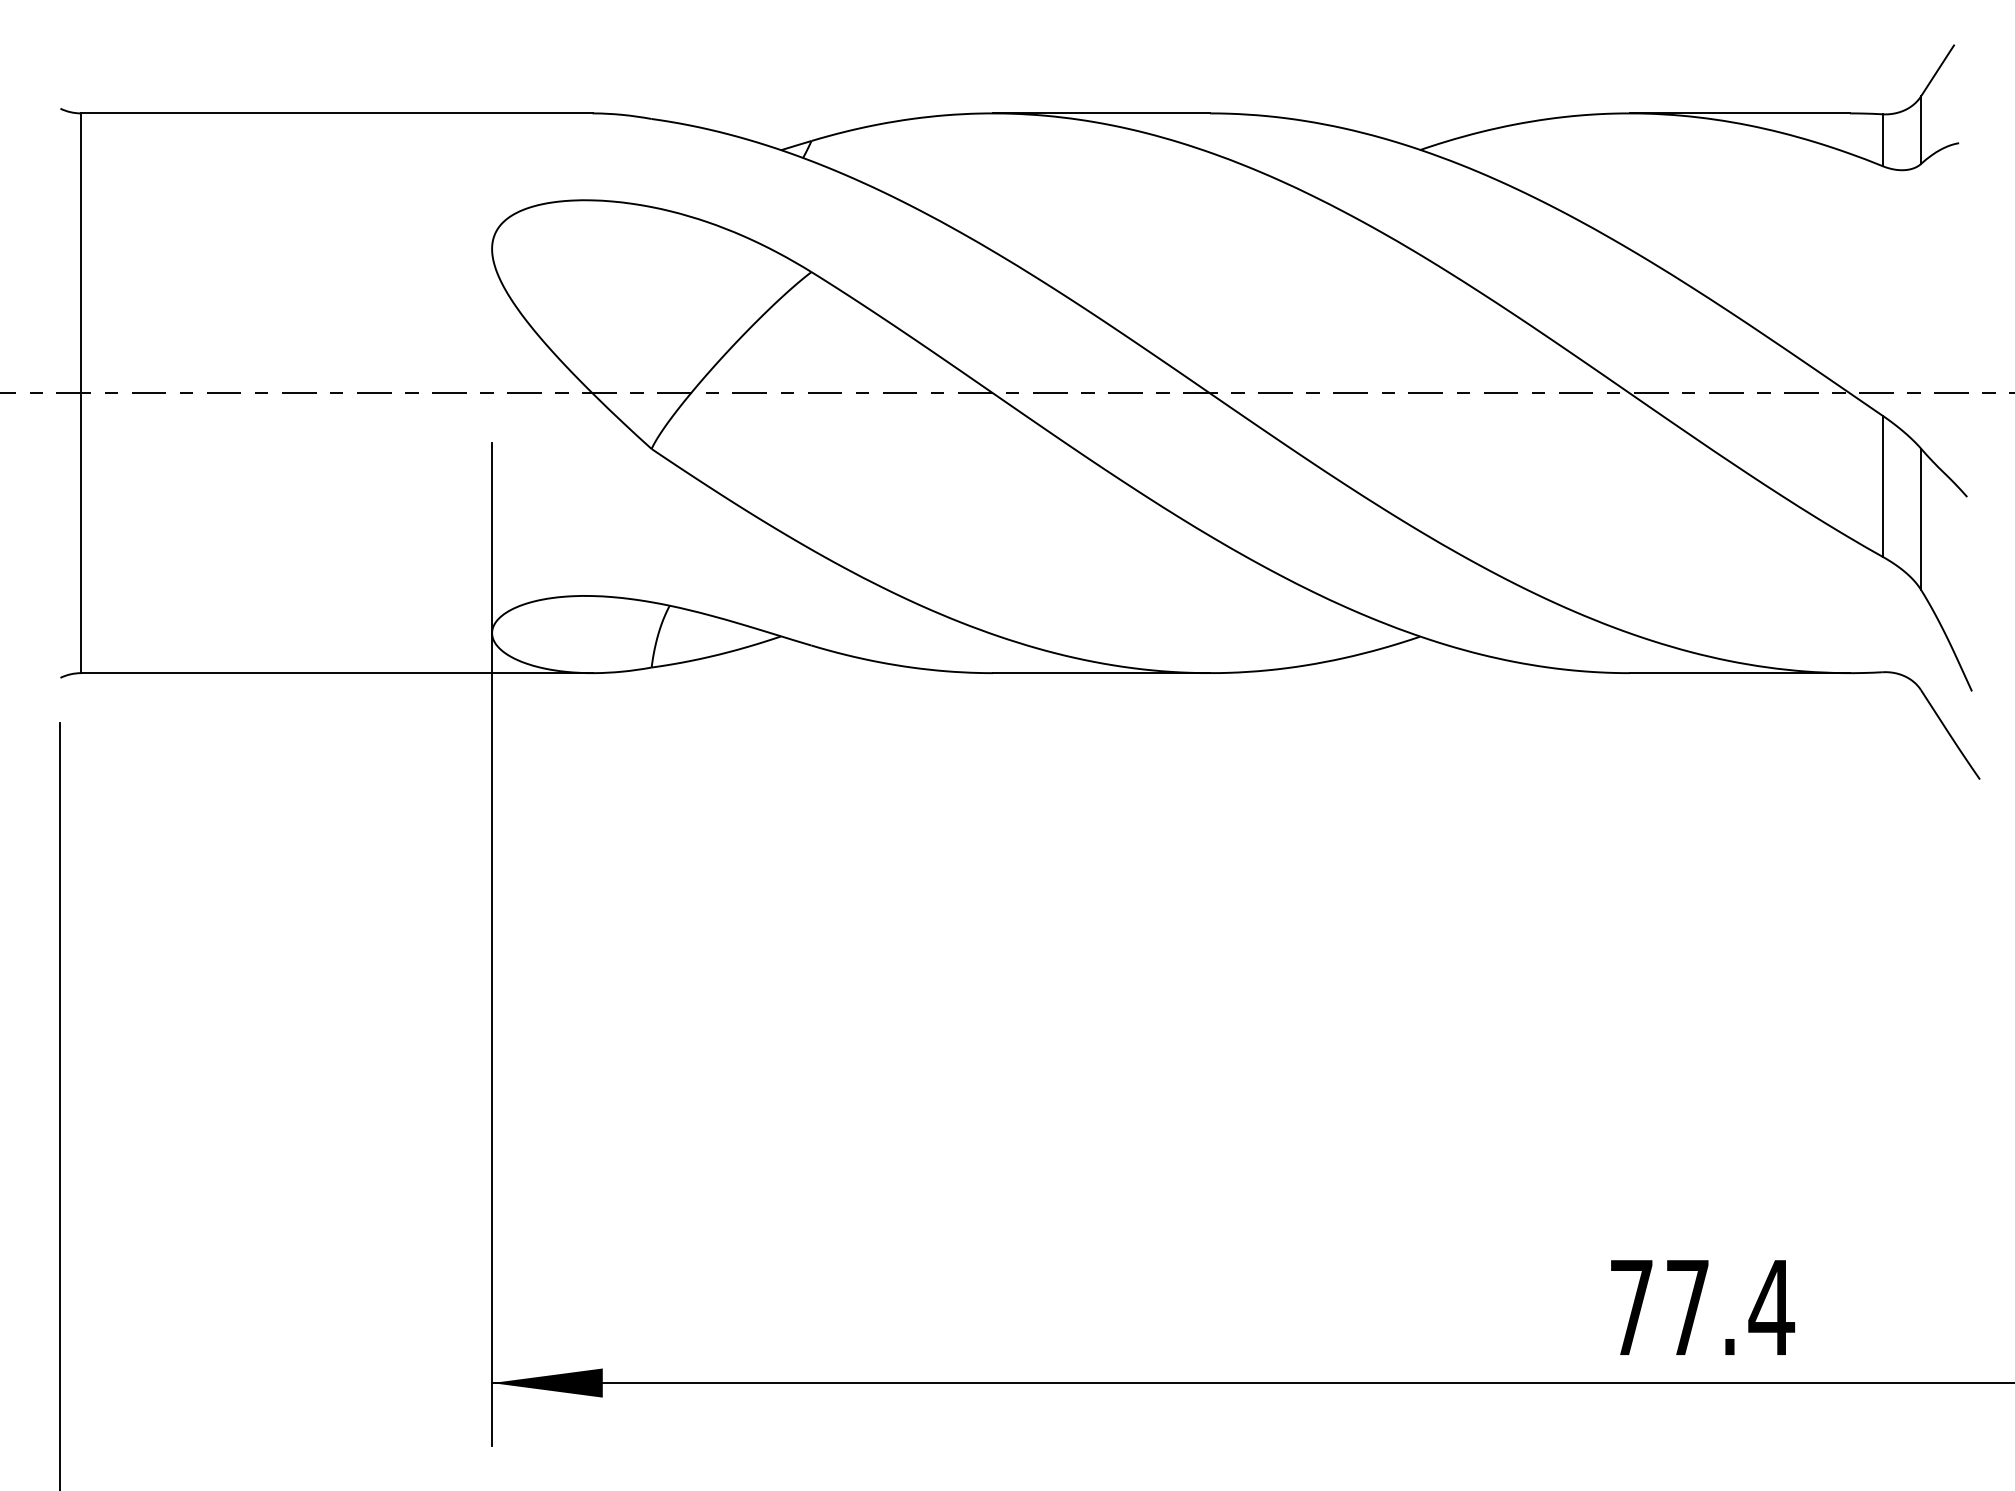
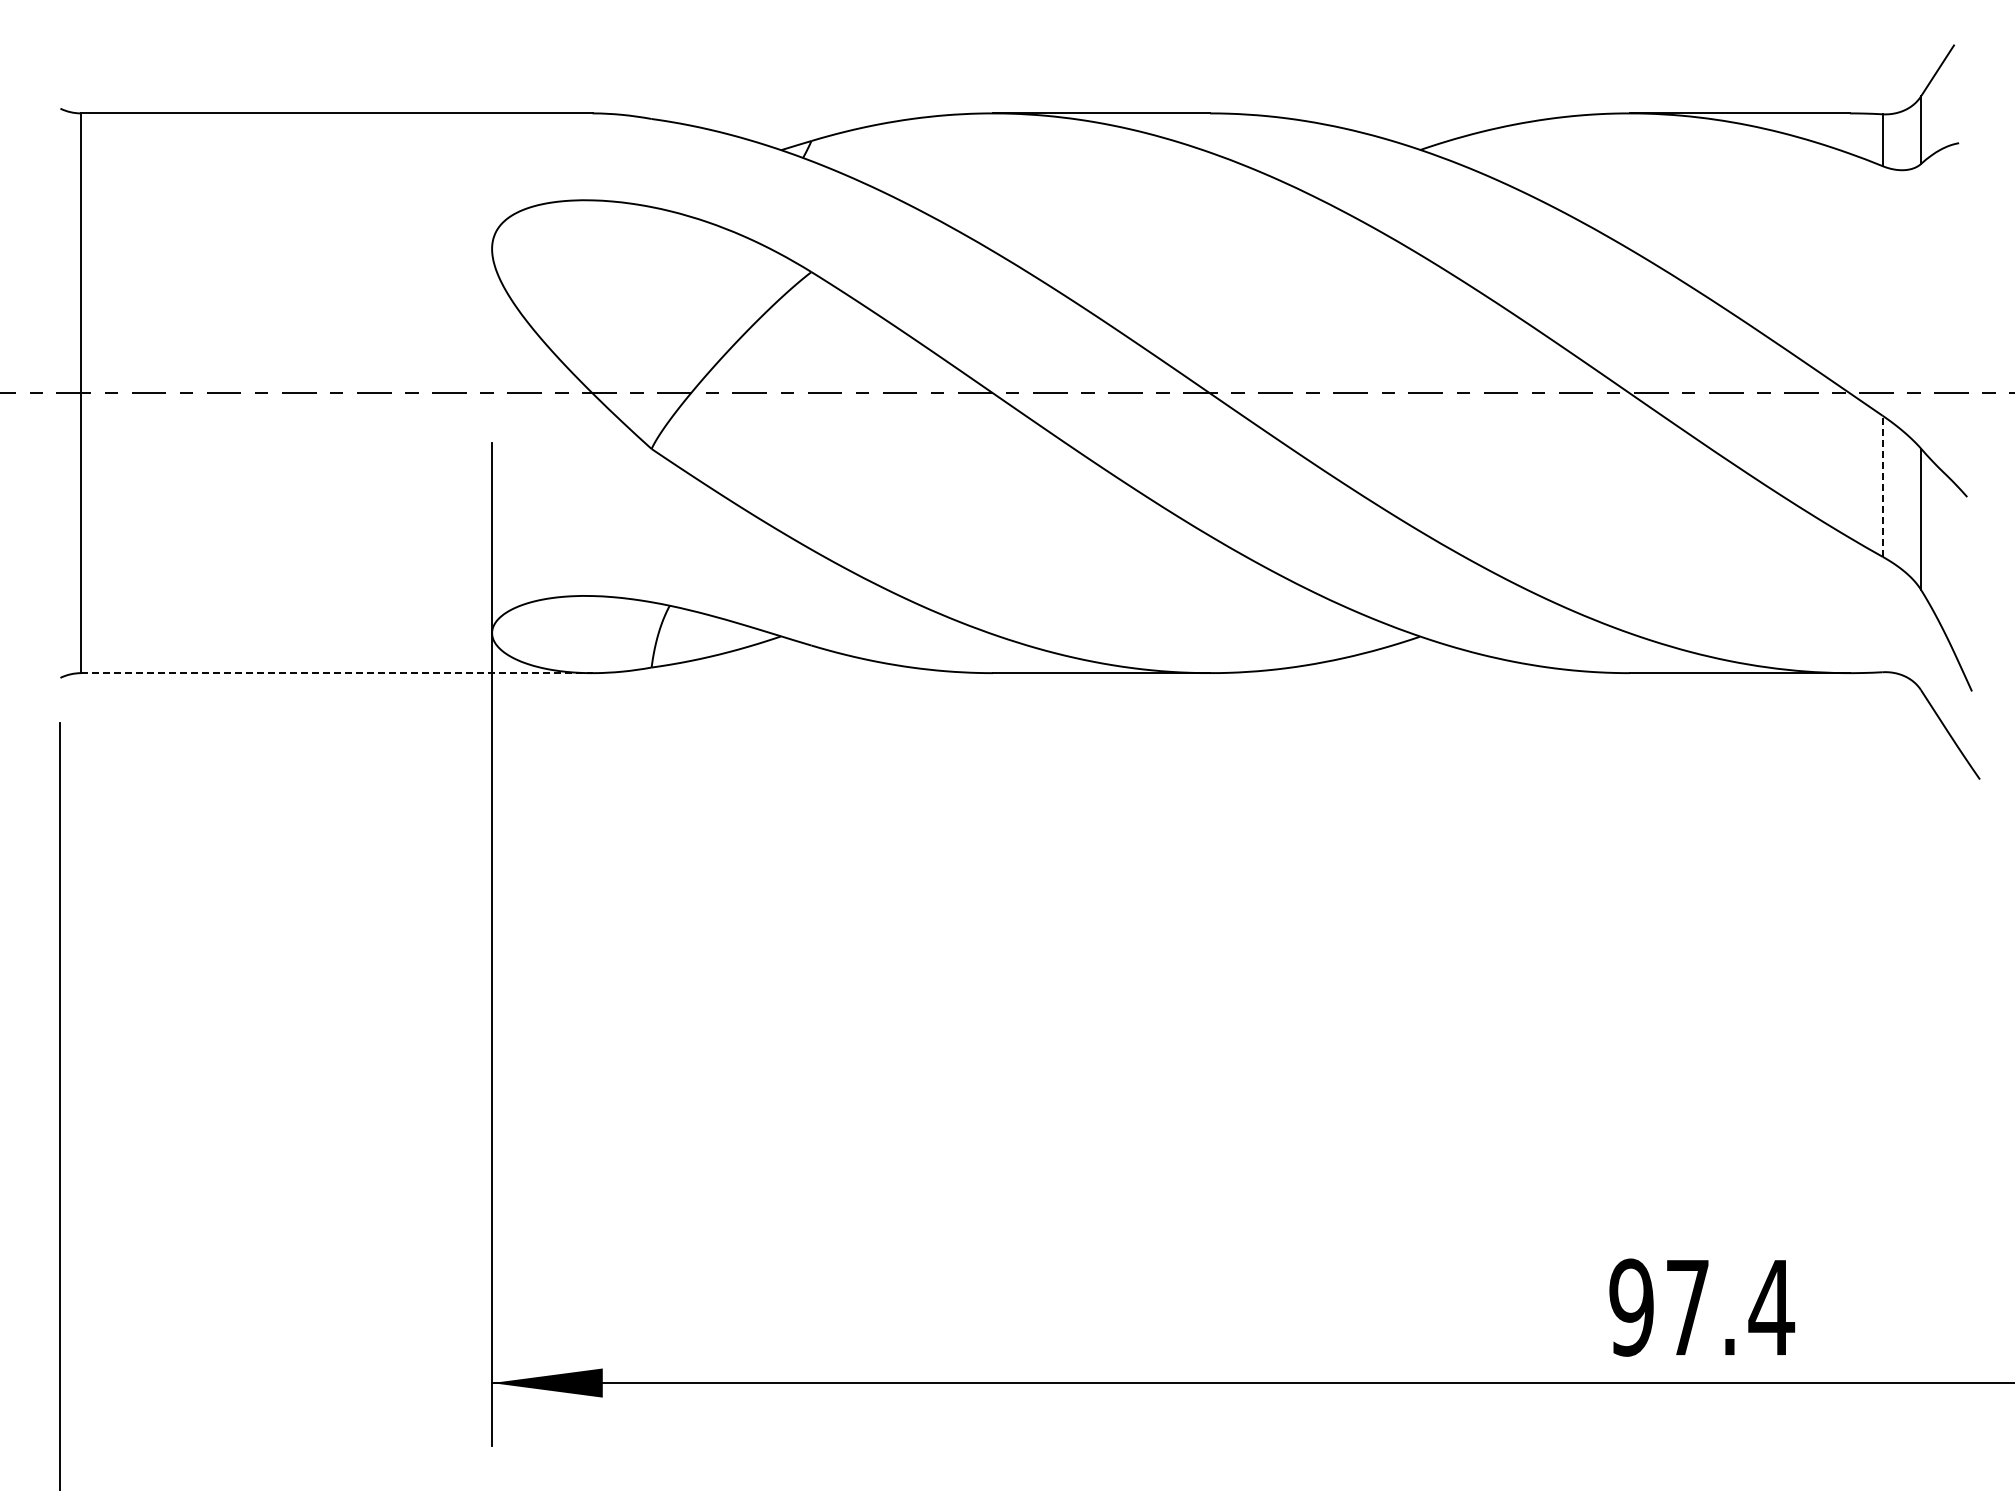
line: solid -> dashed (1882, 486)
line: solid -> dashed (336, 673)
text: 77.4 -> 97.4 (1631, 1307)
